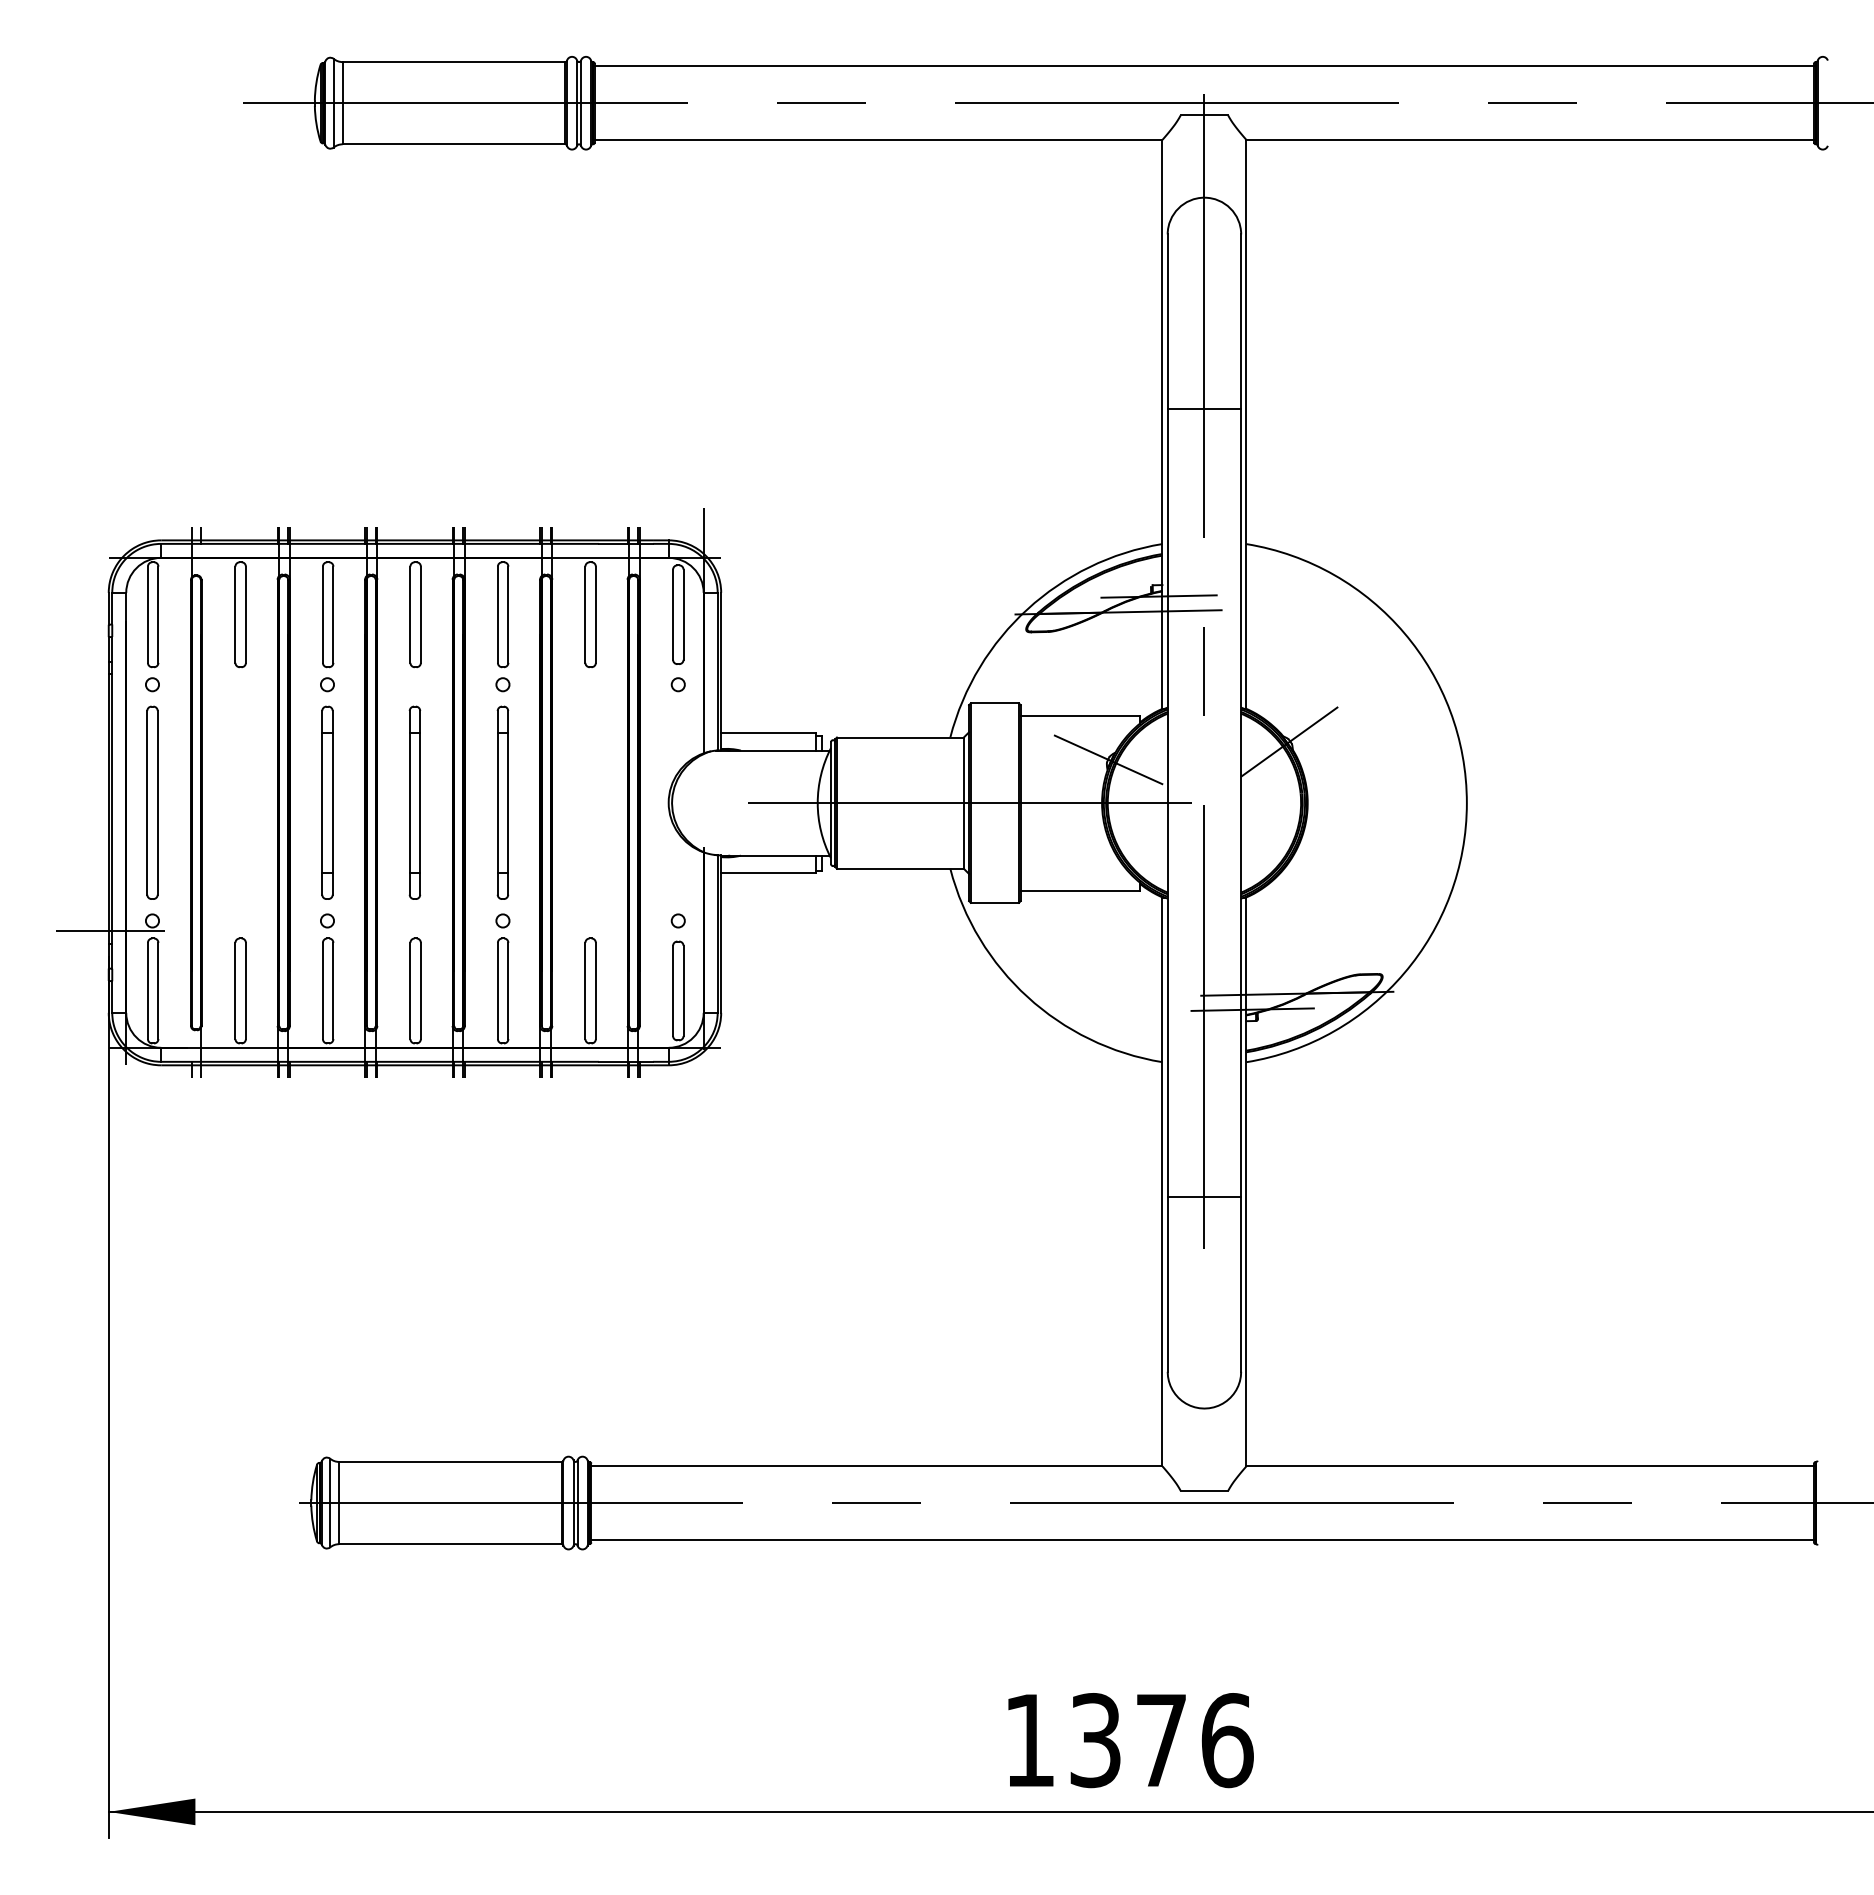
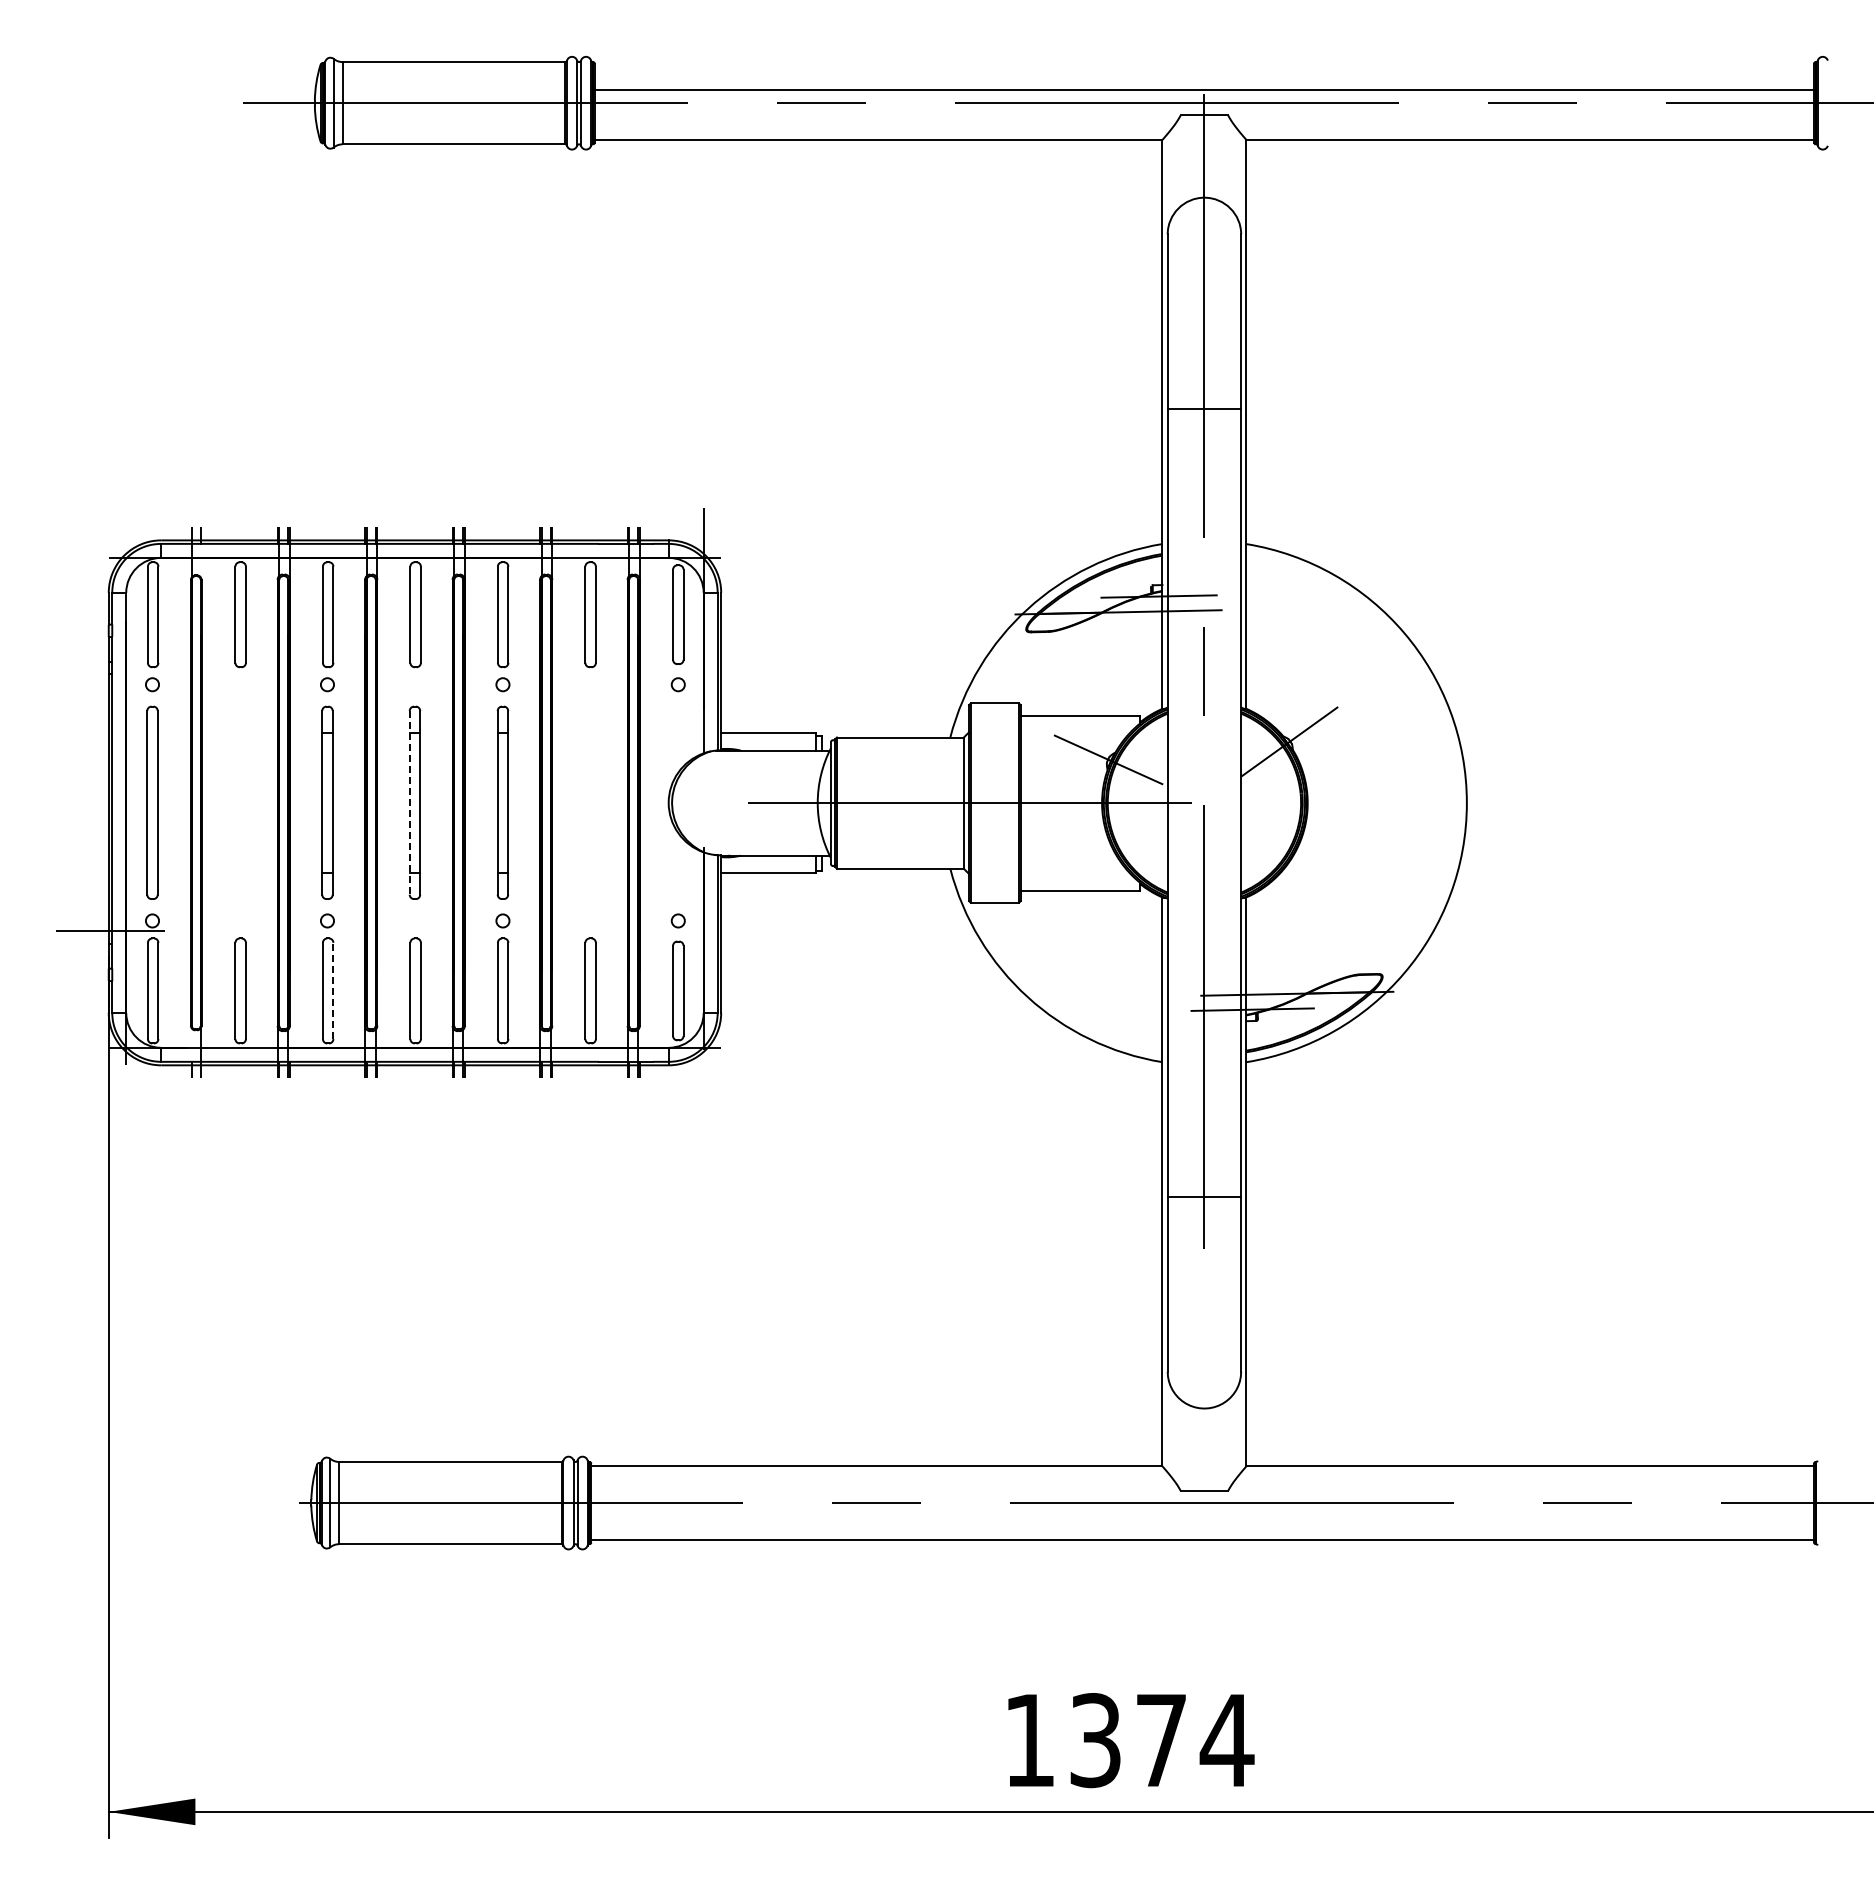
line position: (1204, 66) -> (1204, 90) (1204, 90)
line: solid -> dashed (409, 802)
line: solid -> dashed (333, 990)
text: 1376 -> 1374 (1226, 1740)
